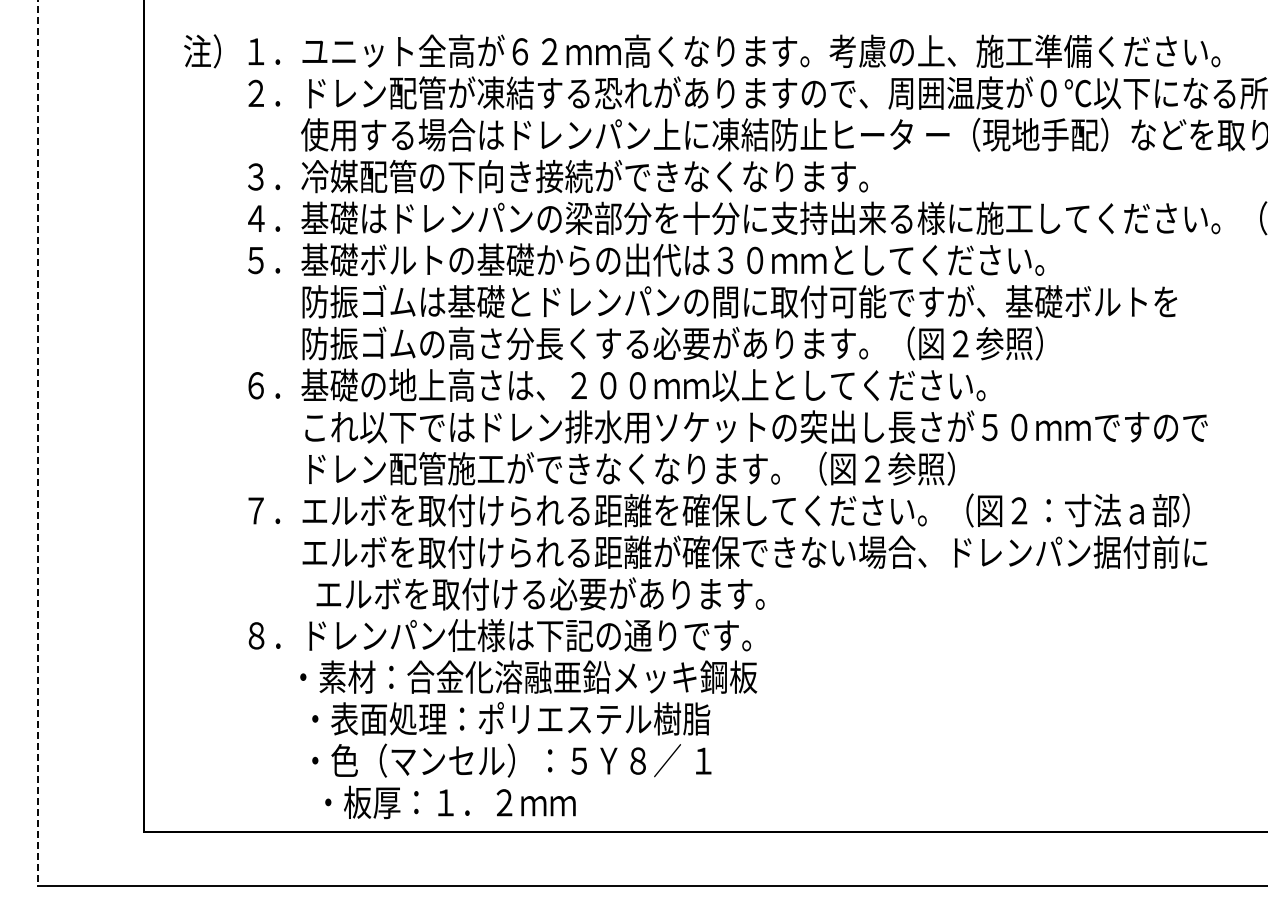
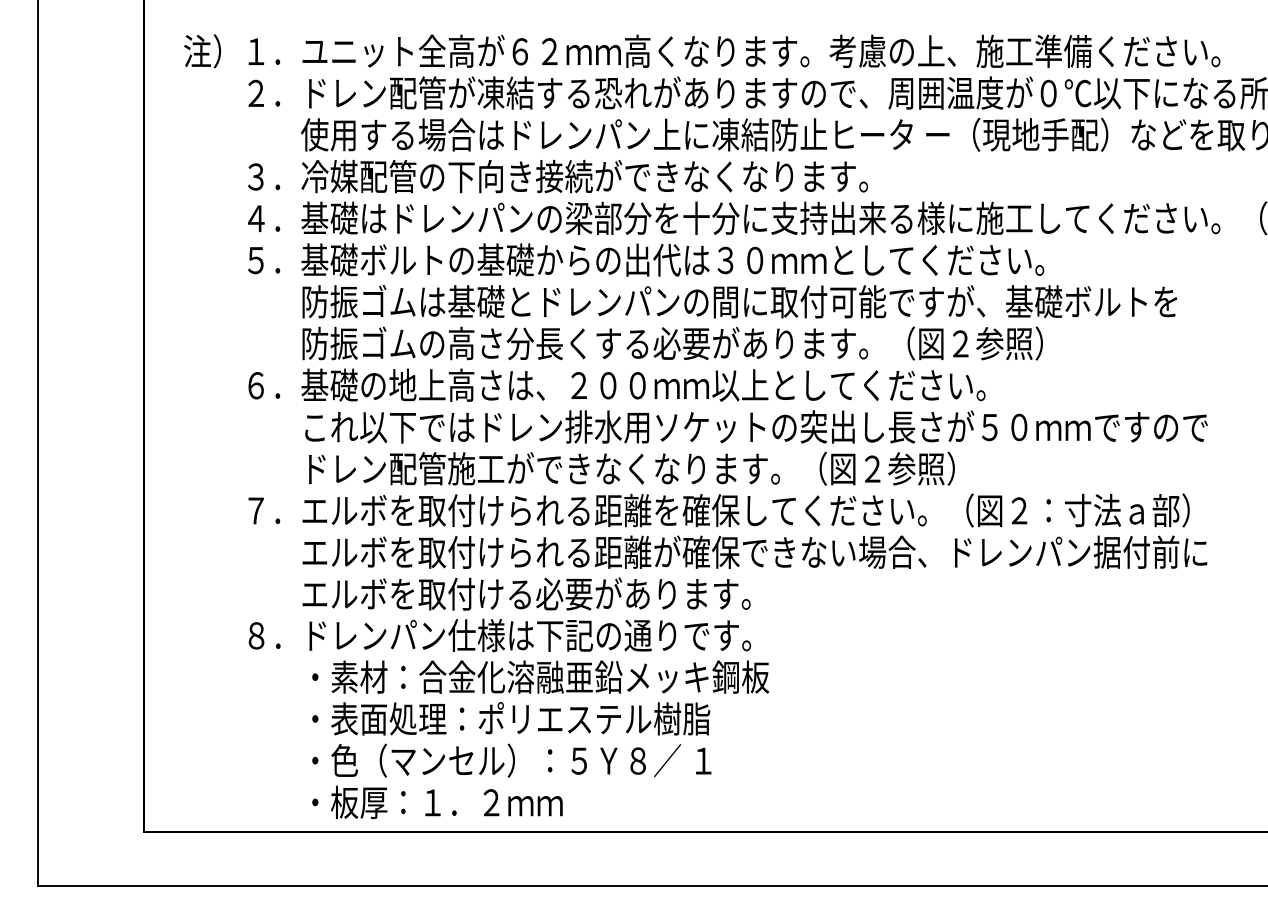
line: dashed -> solid (38, 443)
text position: (540, 593) -> (526, 593) (526, 593)
text position: (528, 676) -> (540, 676) (540, 676)
text position: (450, 801) -> (437, 801) (437, 801)
